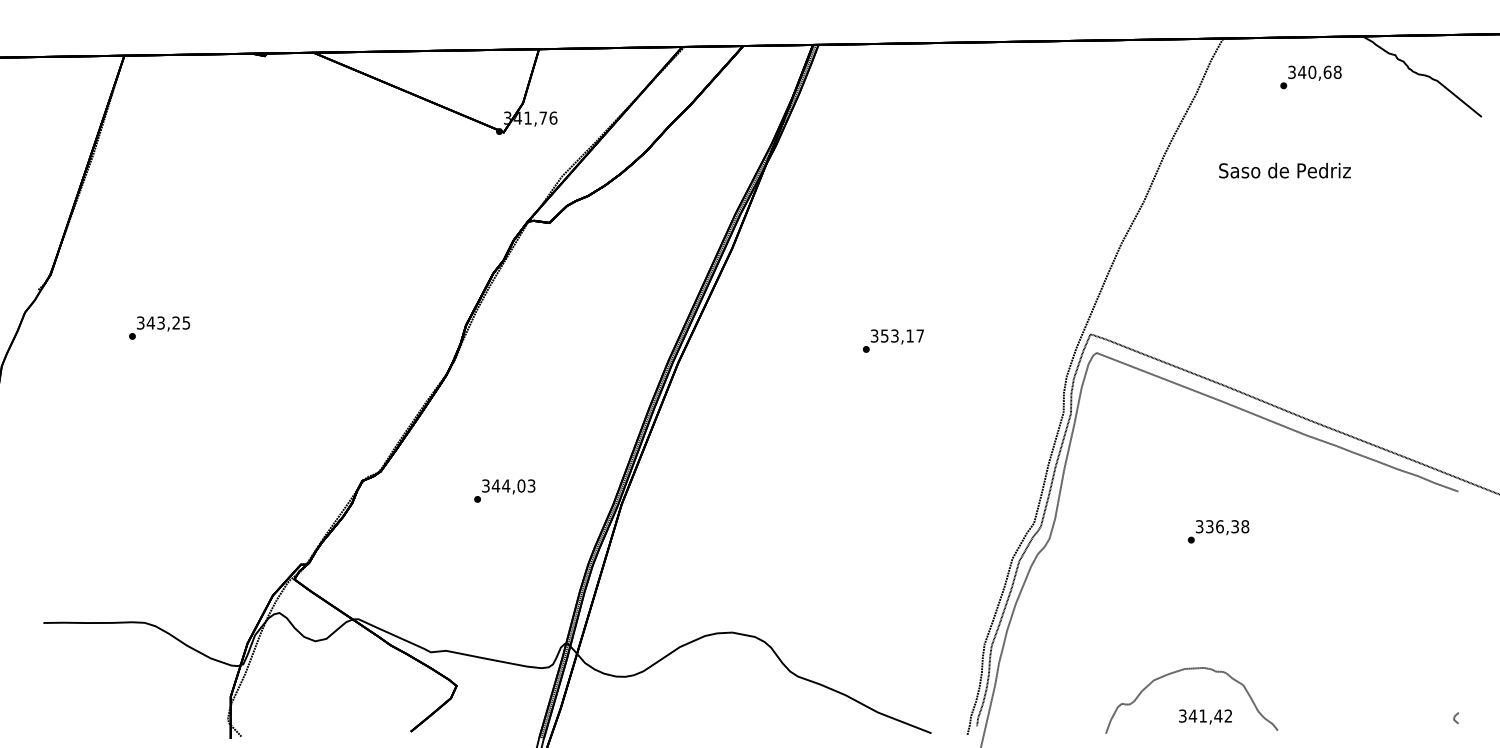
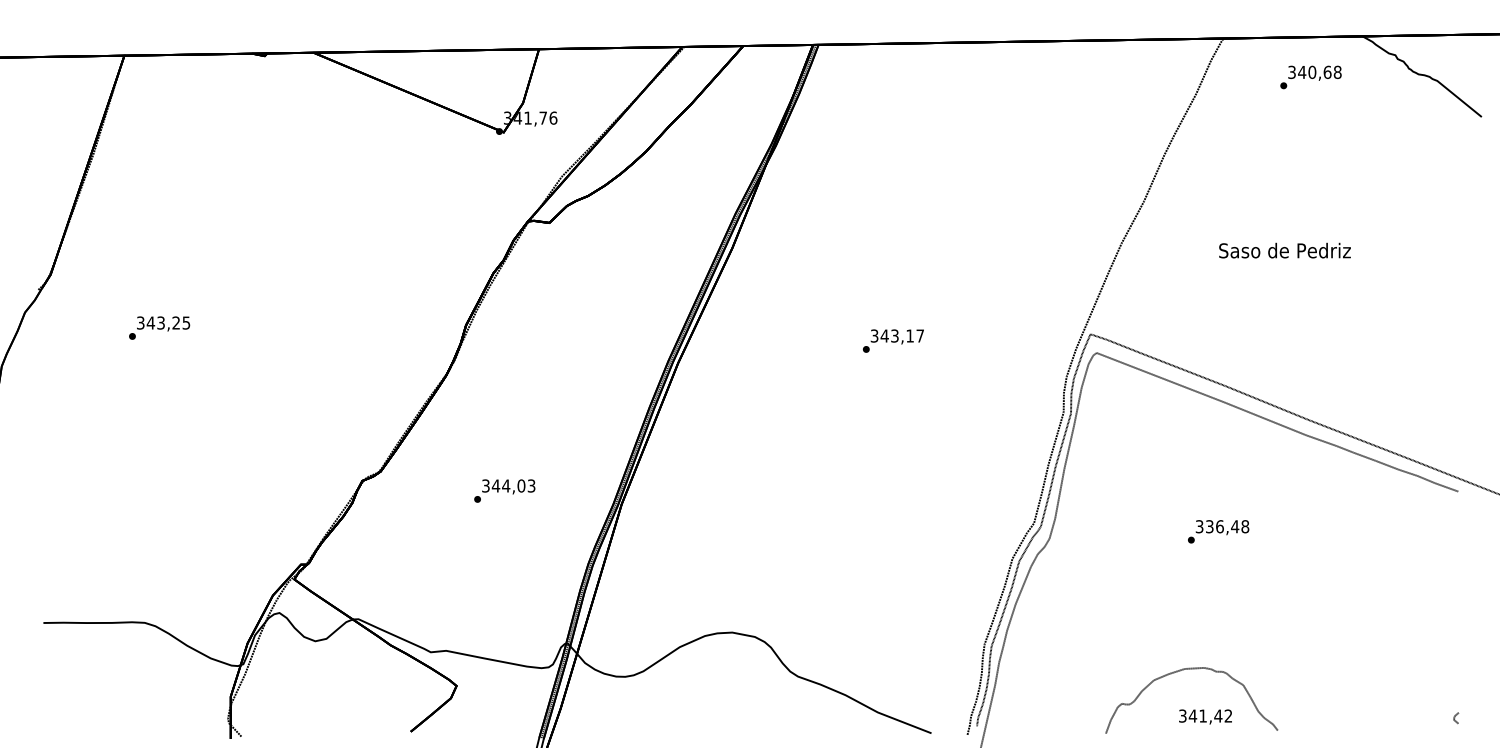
text position: (1284, 170) -> (1284, 250) (1284, 250)
text: 353,17 -> 343,17 (884, 335)
text: 336,38 -> 336,48 (1235, 526)
